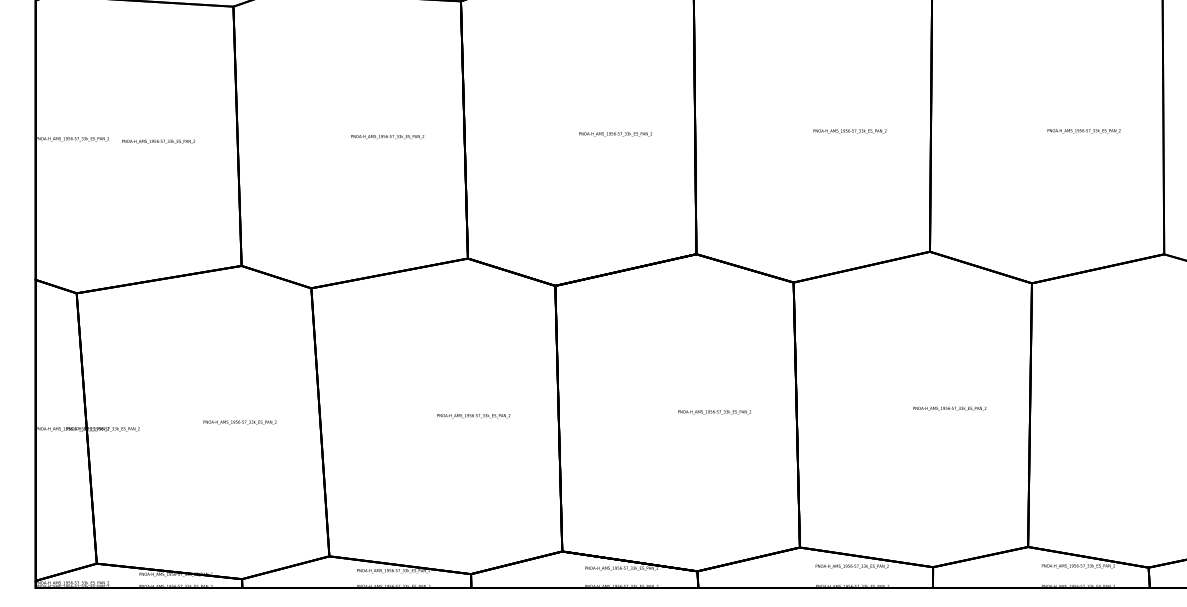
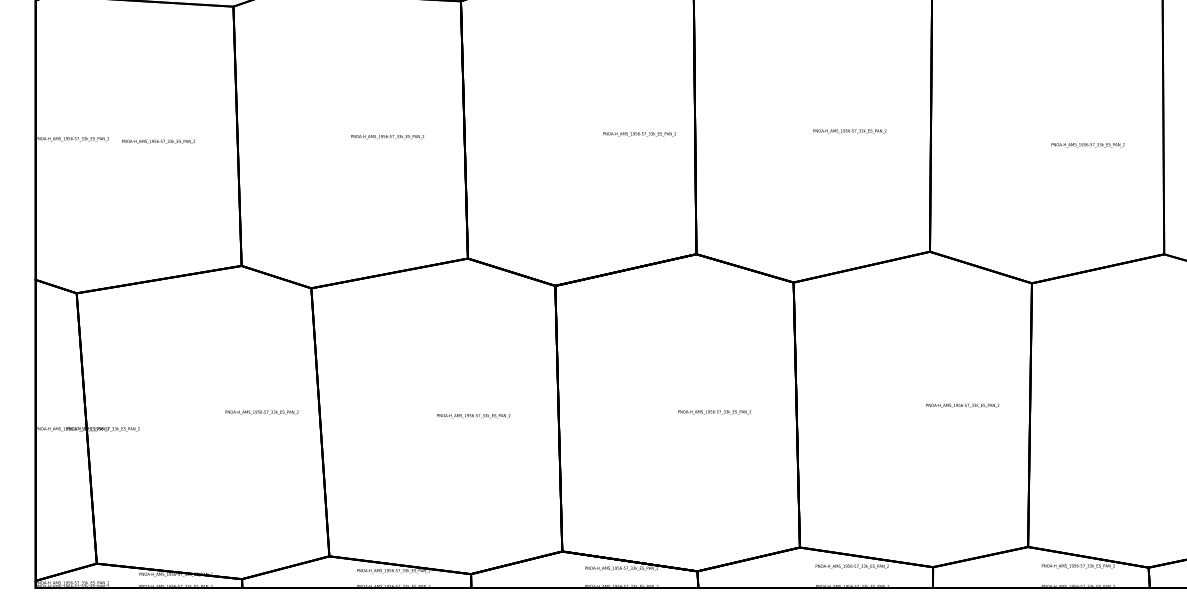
text position: (1083, 131) -> (1087, 145) (1087, 145)
text position: (615, 134) -> (639, 134) (639, 134)
text position: (949, 408) -> (962, 405) (962, 405)
text position: (239, 422) -> (261, 412) (261, 412)
